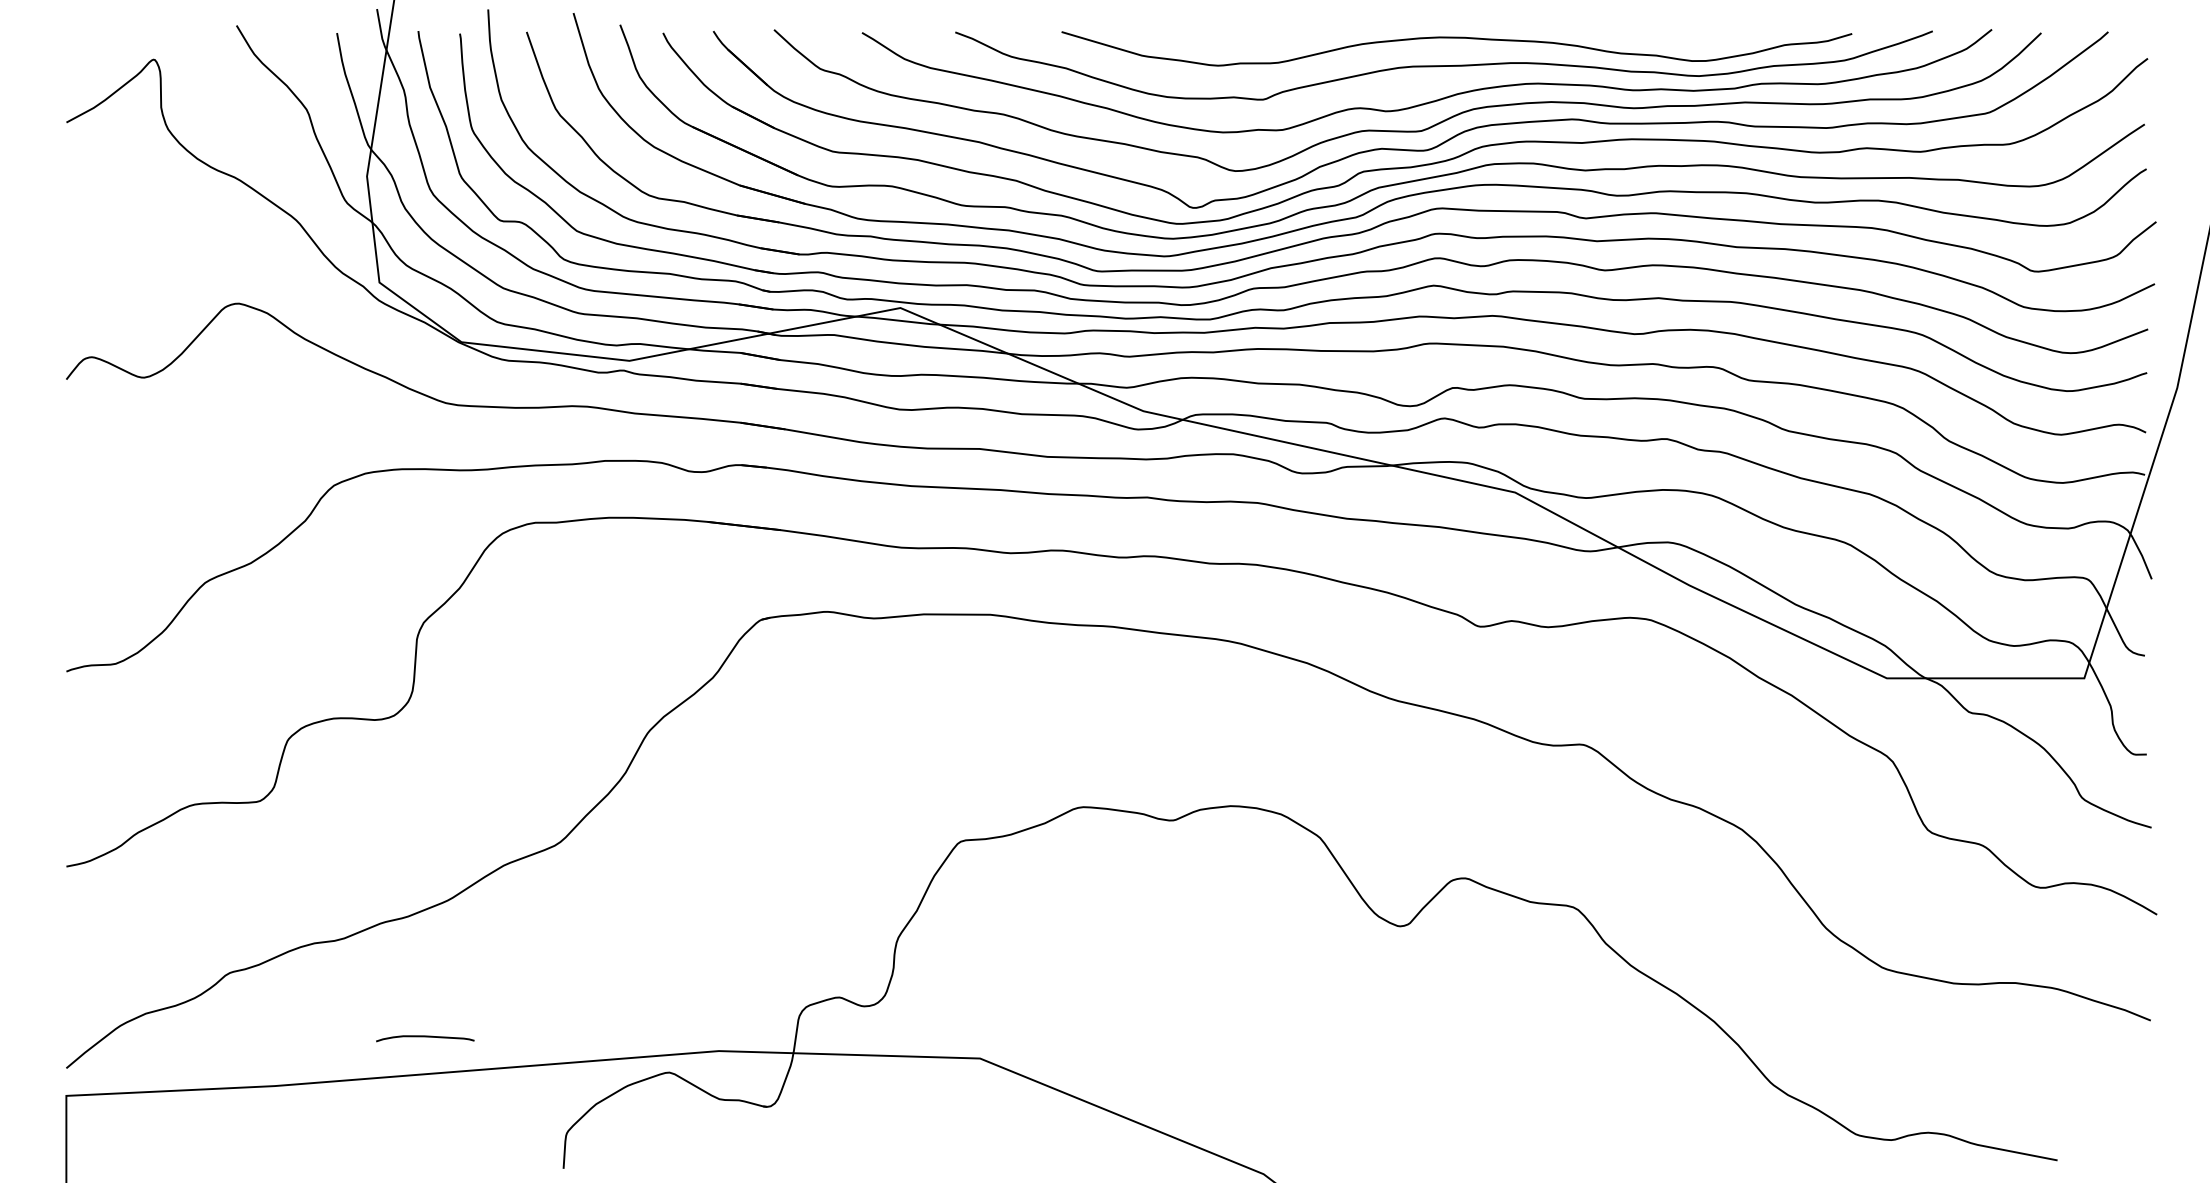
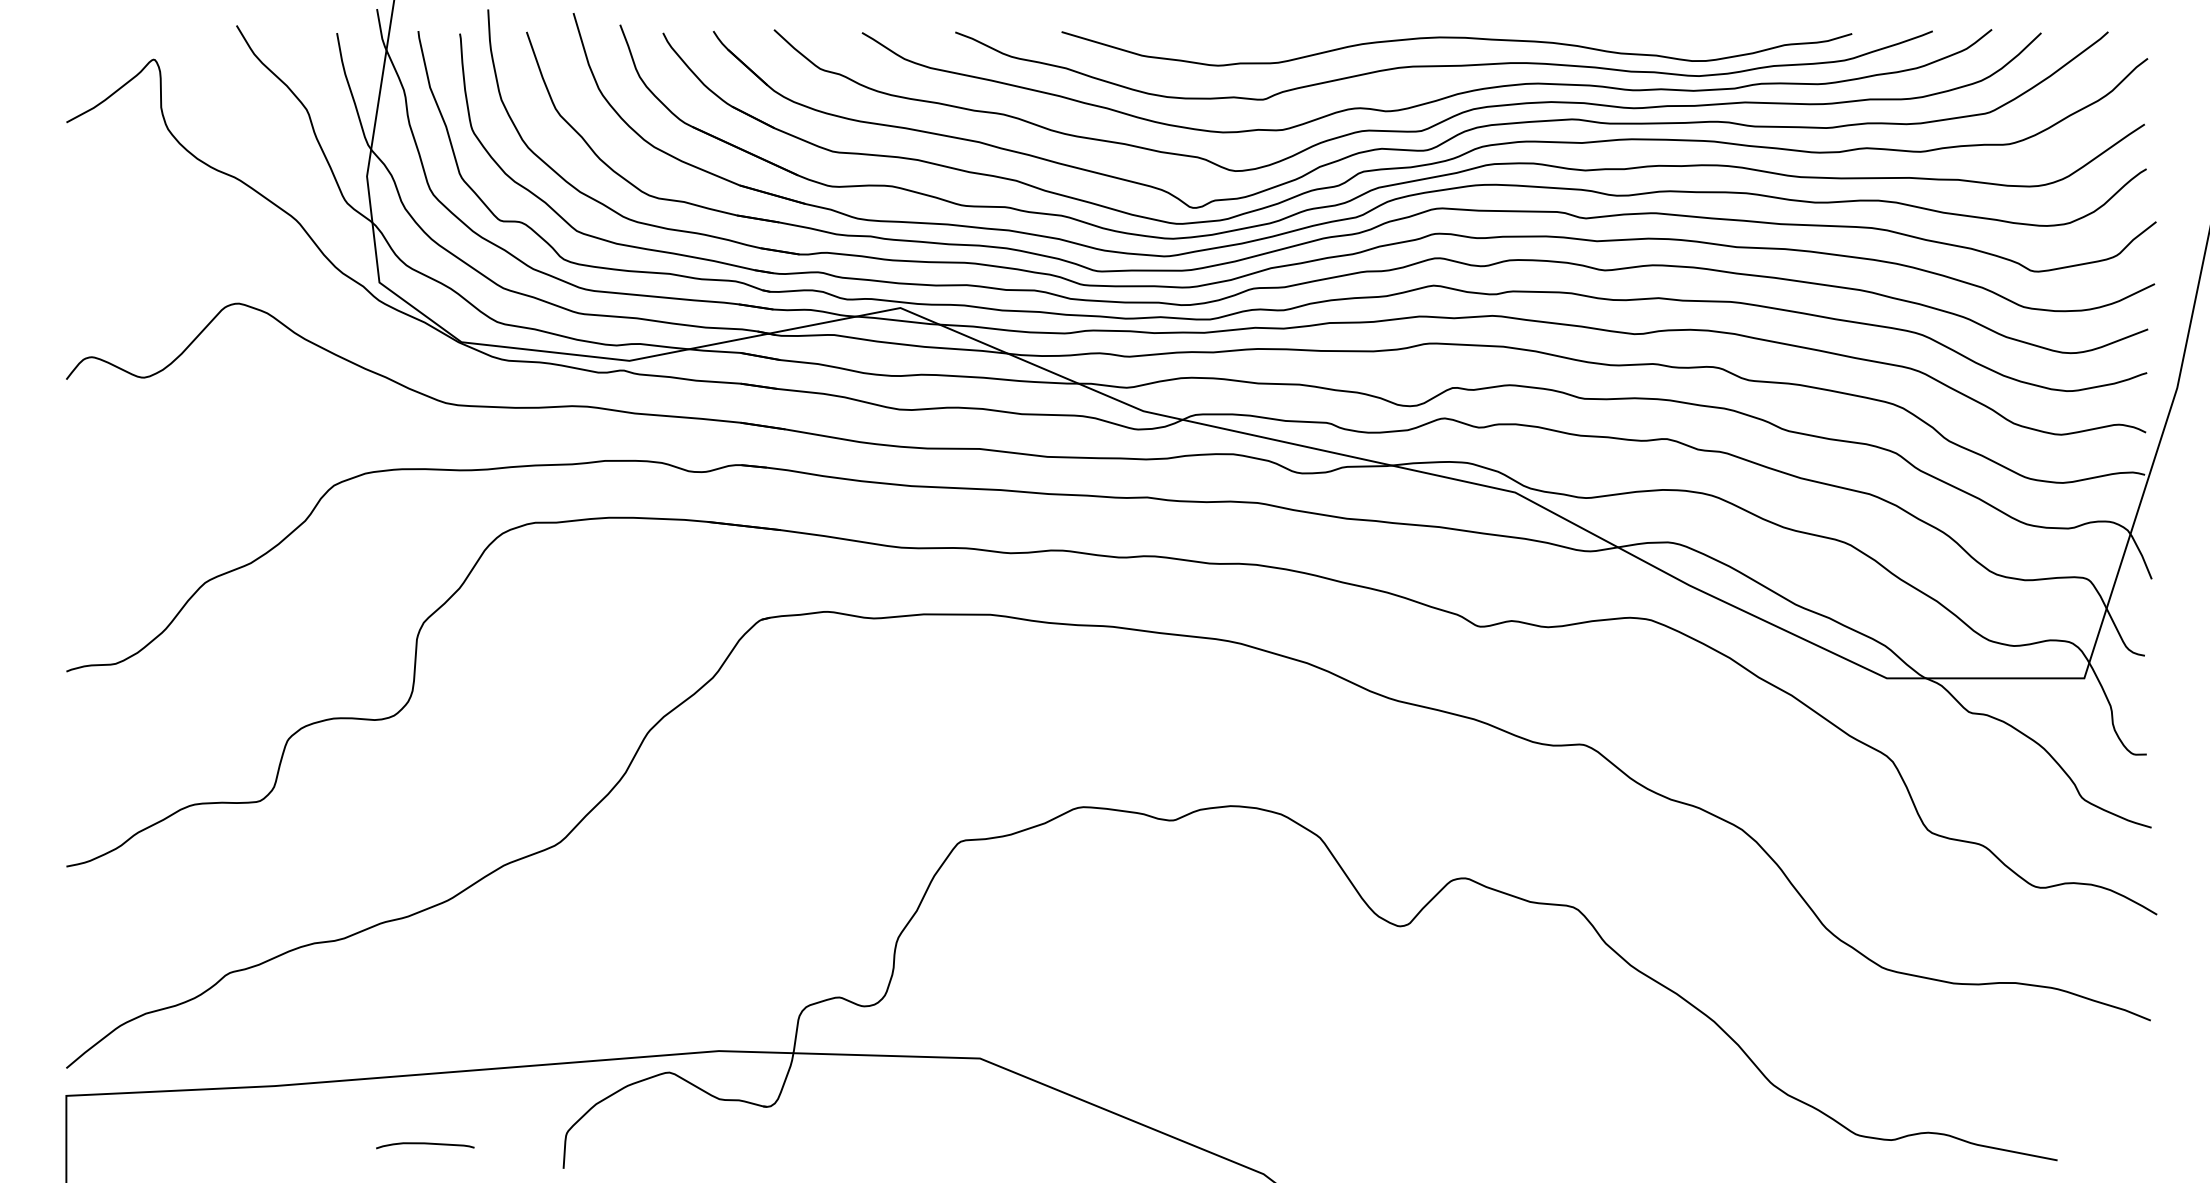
curve position: (425, 1037) -> (425, 1144) (425, 1144)
